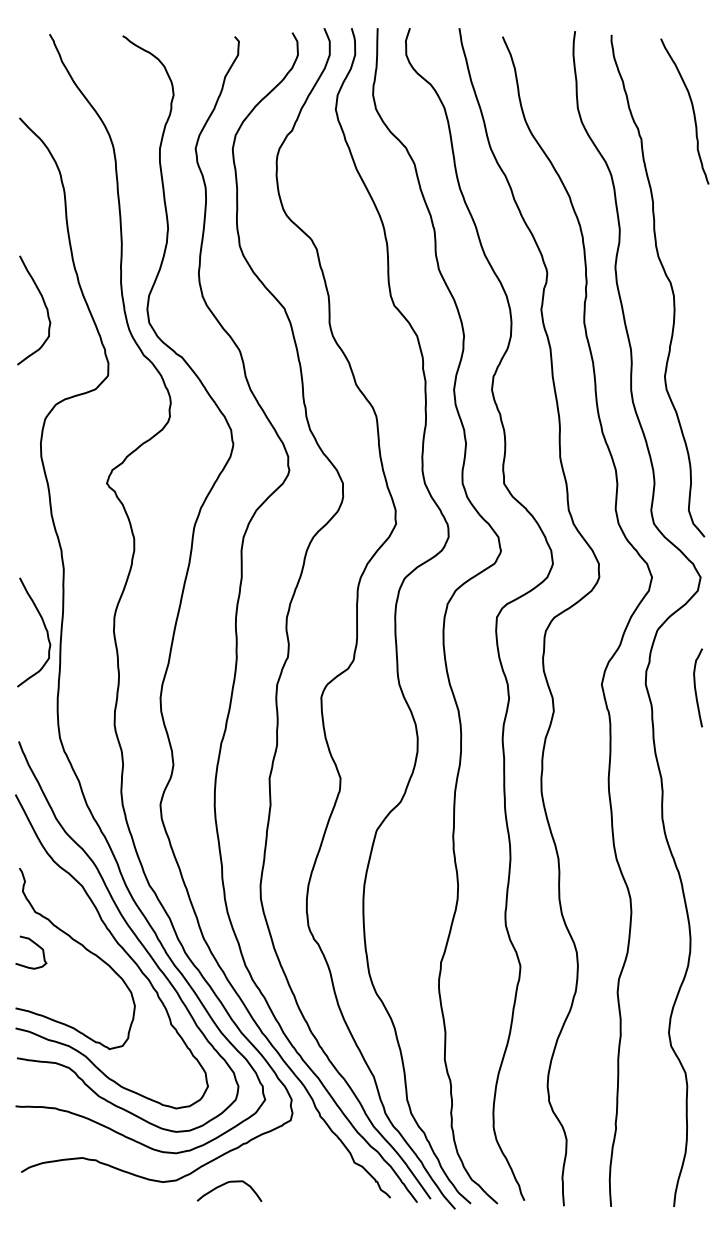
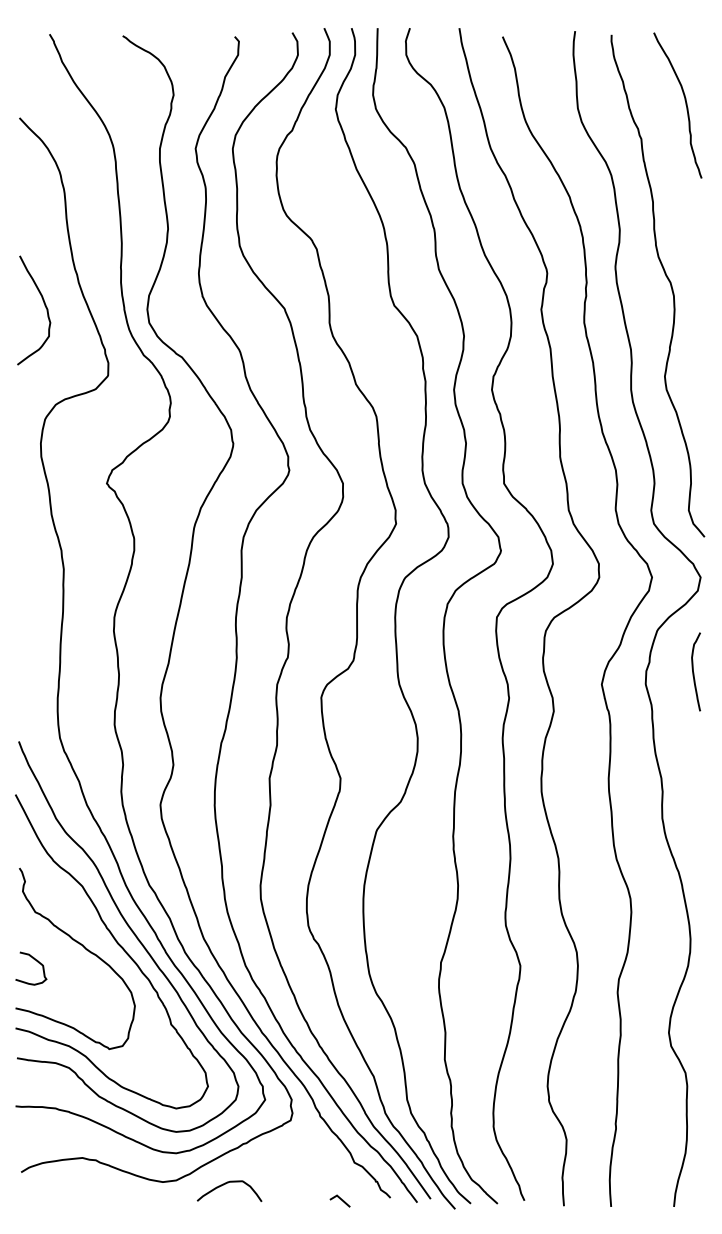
curve position: (692, 111) -> (685, 105) (685, 105)
curve: present -> none (44, 627)
curve position: (696, 688) -> (694, 672) (694, 672)
curve position: (37, 946) -> (37, 962) (37, 962)
line: none -> present (339, 1199)
